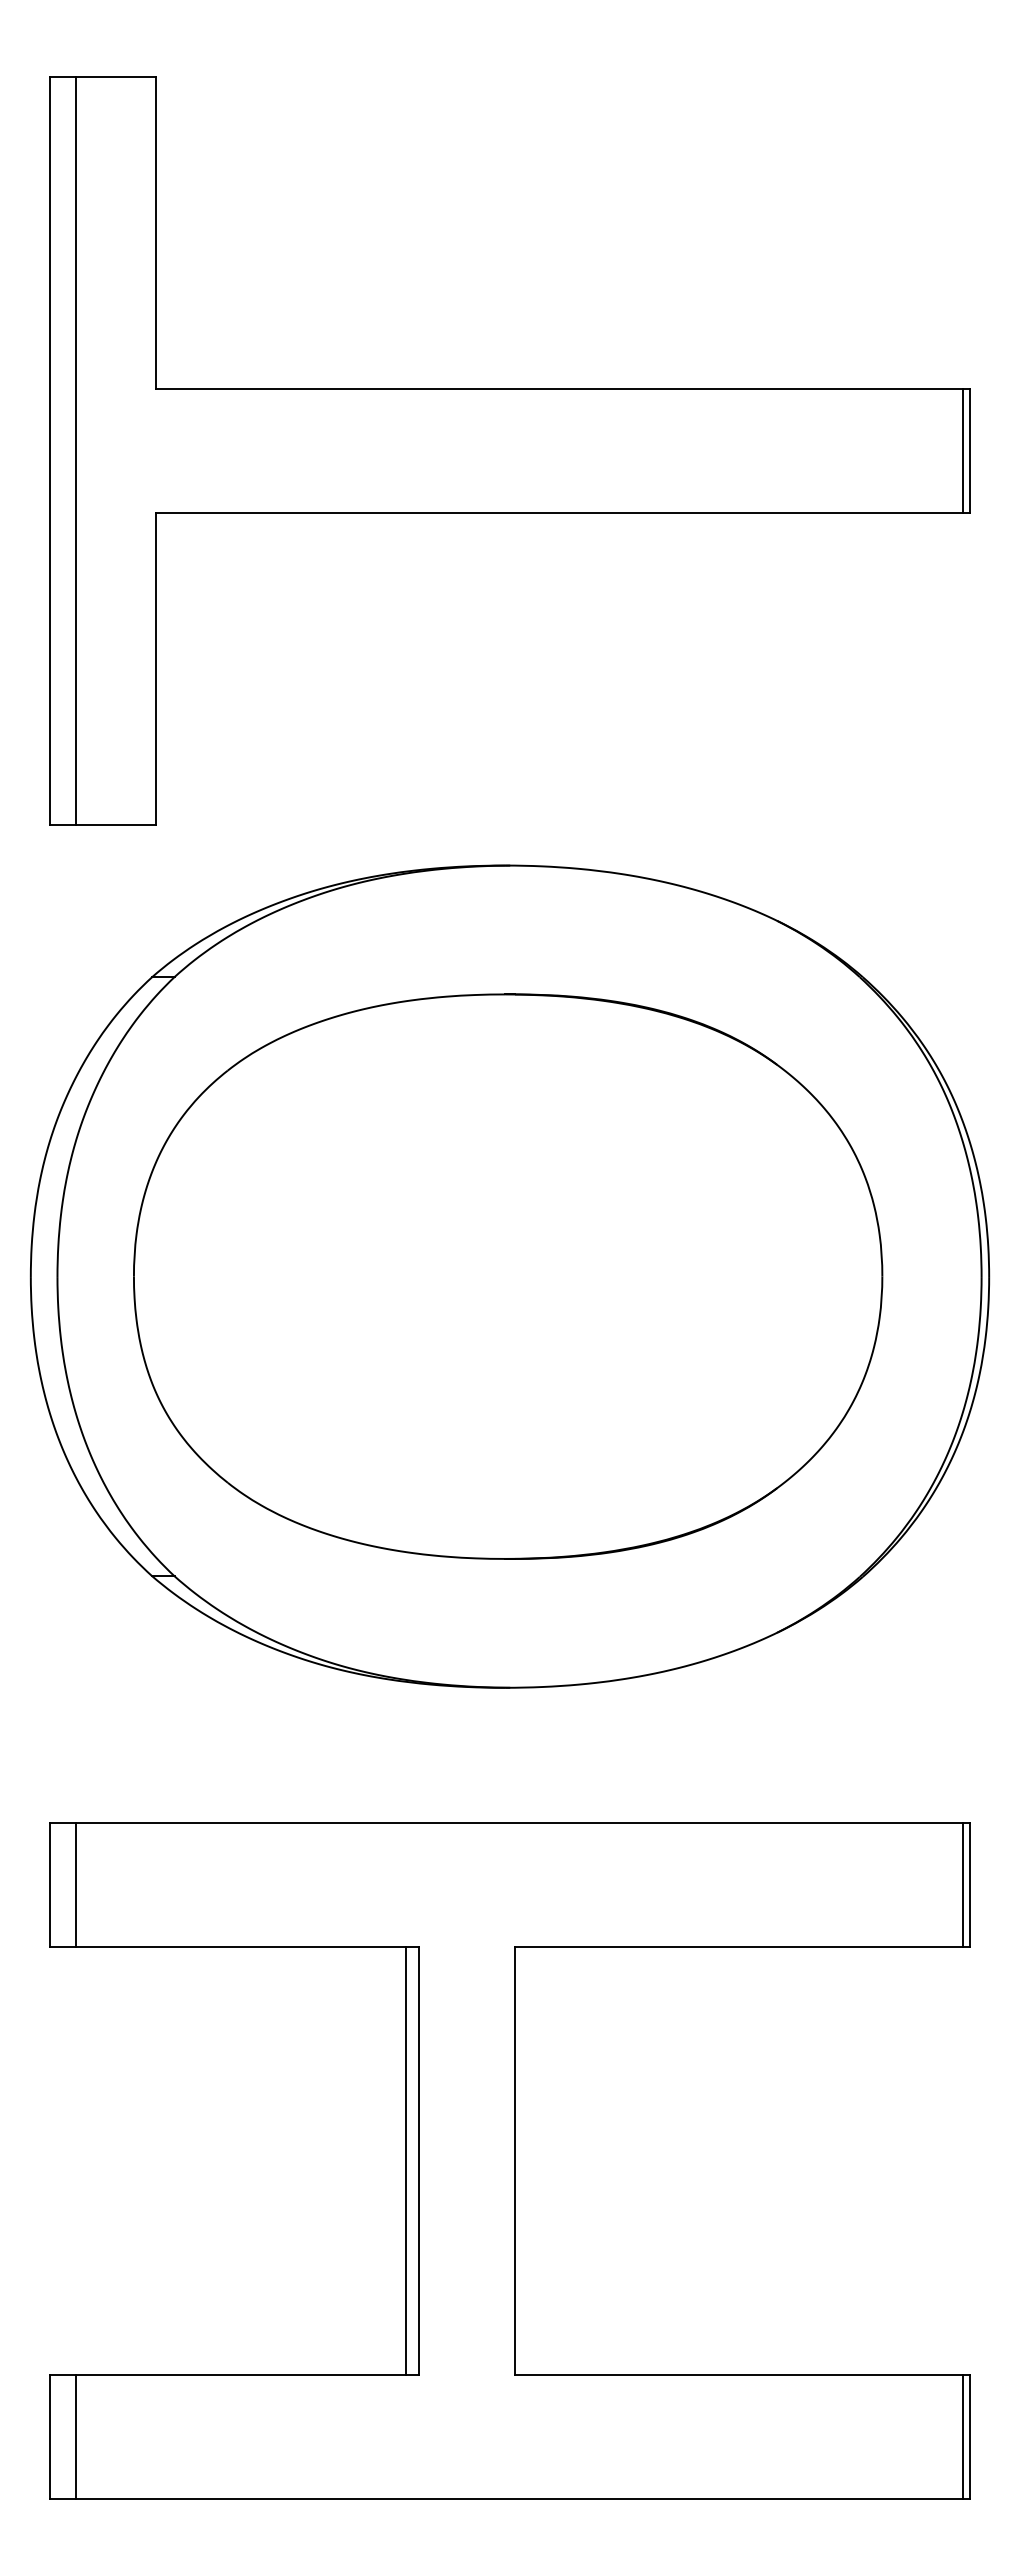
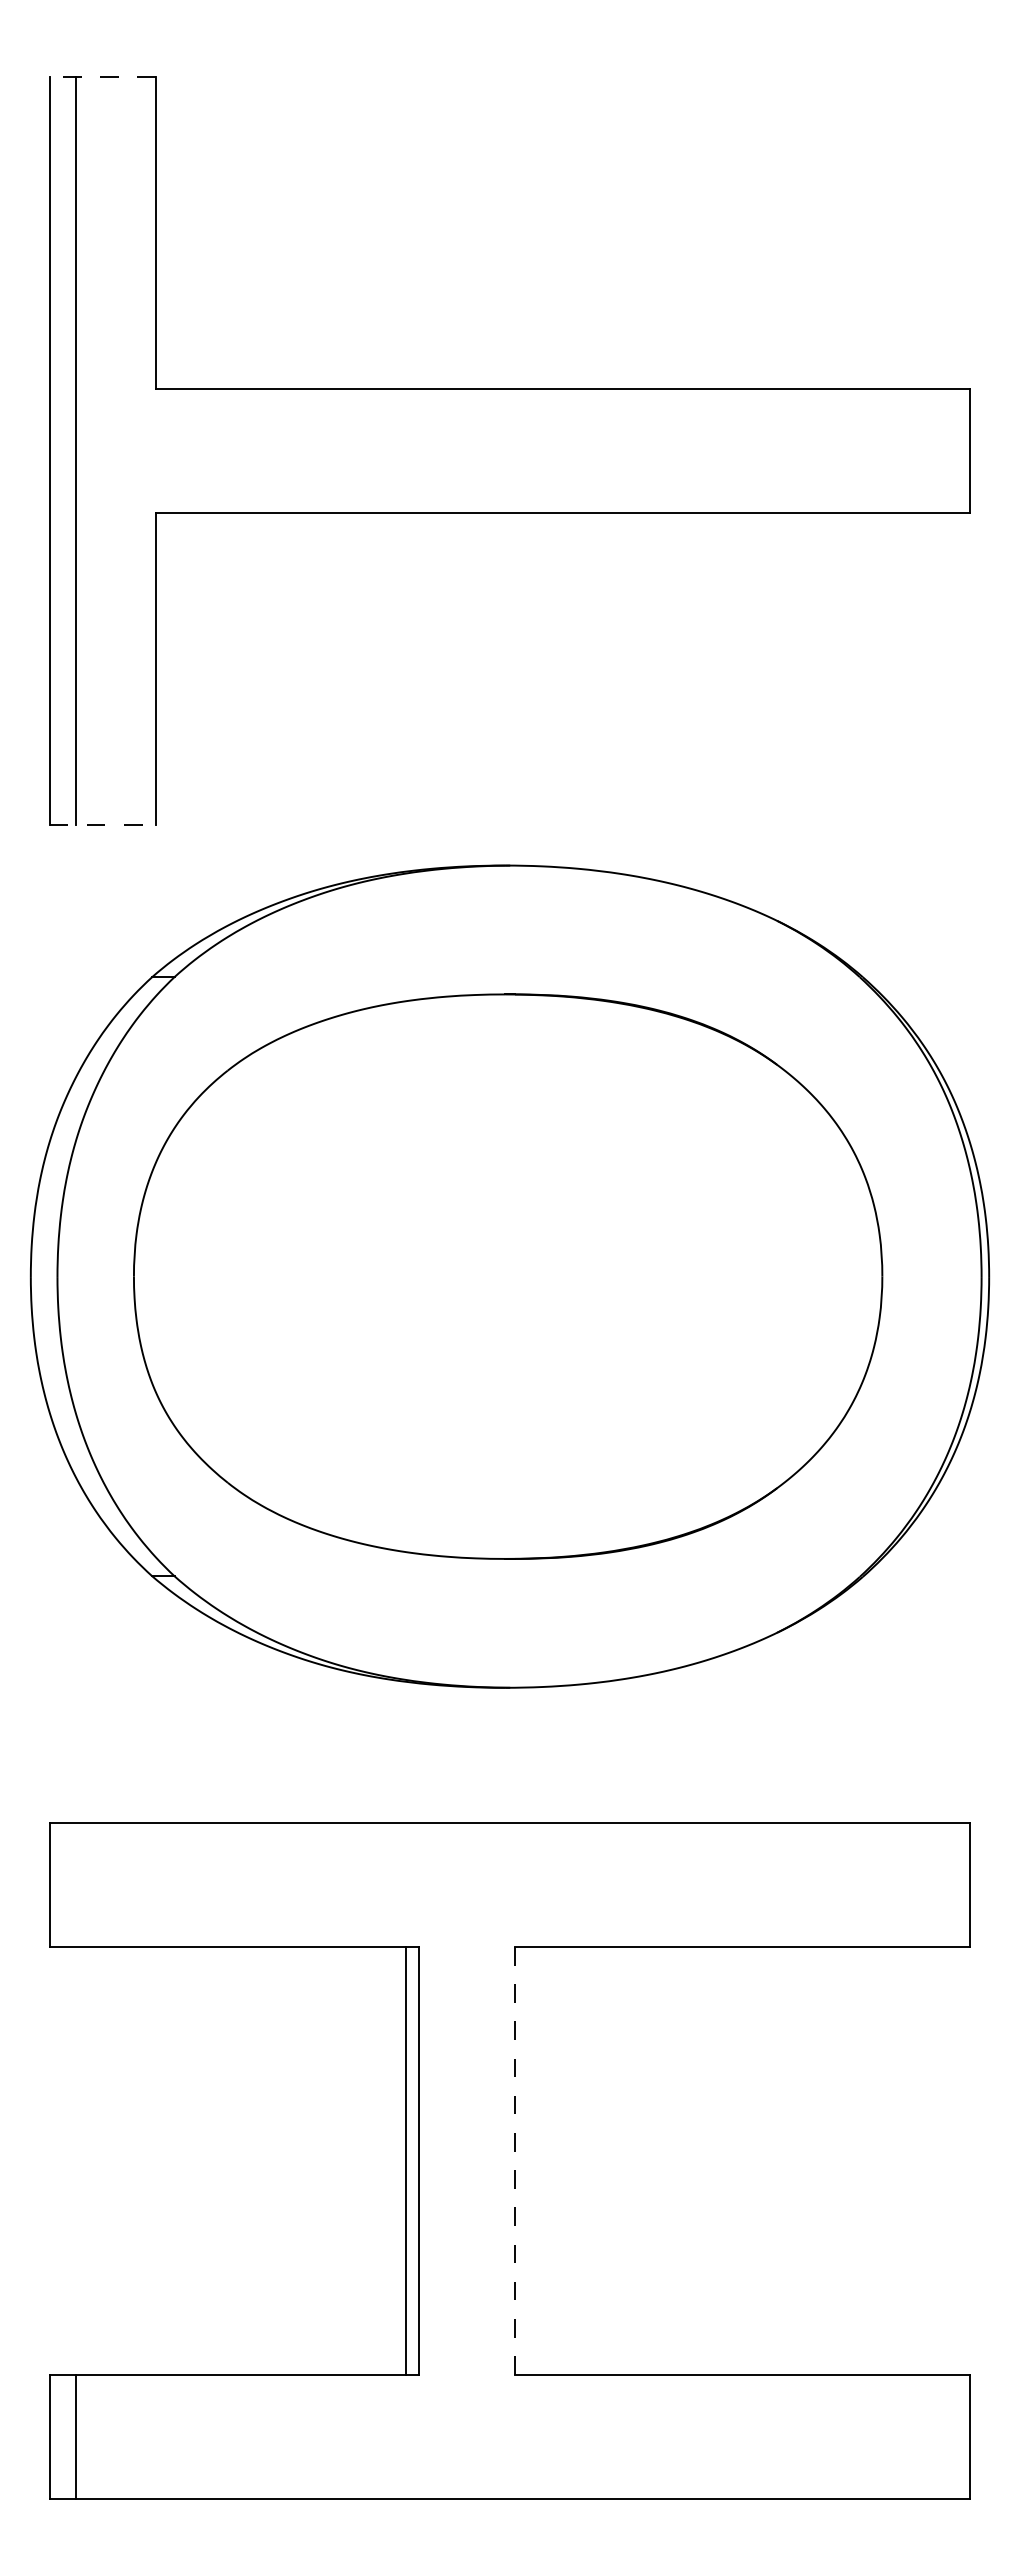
line: solid -> dashed (102, 77)
line: present -> none (962, 450)
line: solid -> dashed (103, 824)
line: present -> none (75, 1885)
line: present -> none (962, 1885)
line: solid -> dashed (515, 2161)
line: present -> none (962, 2436)
